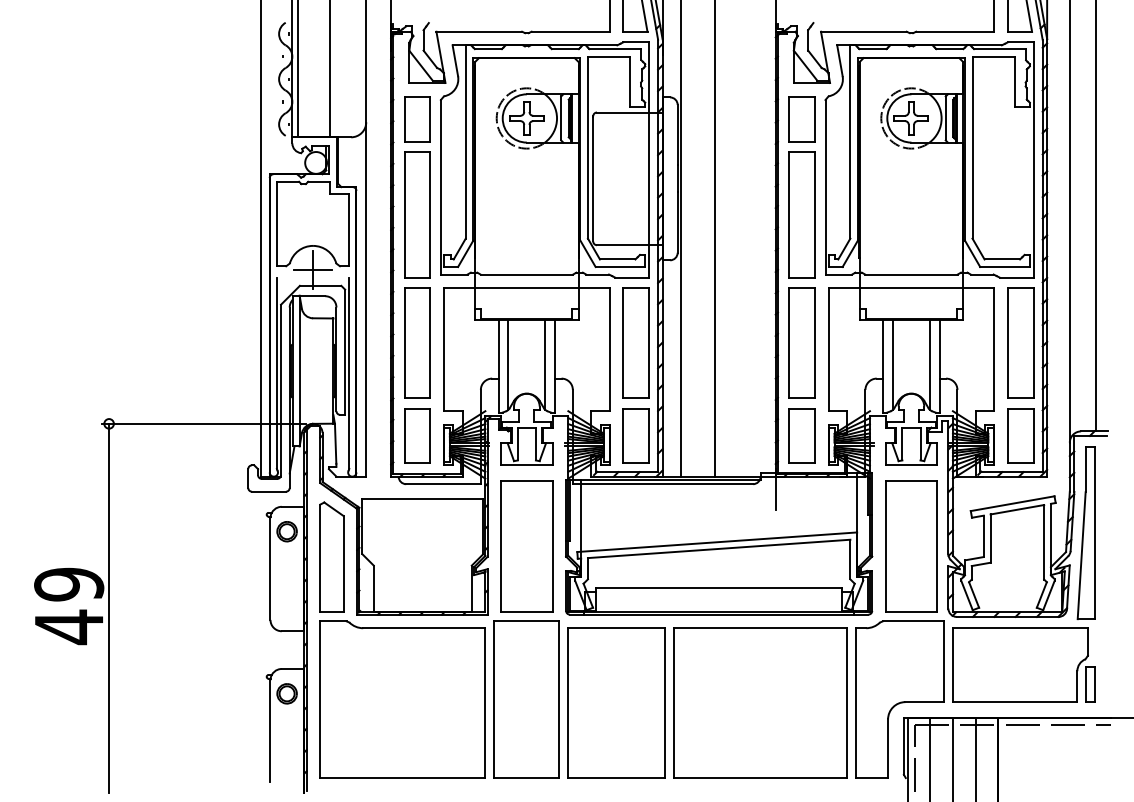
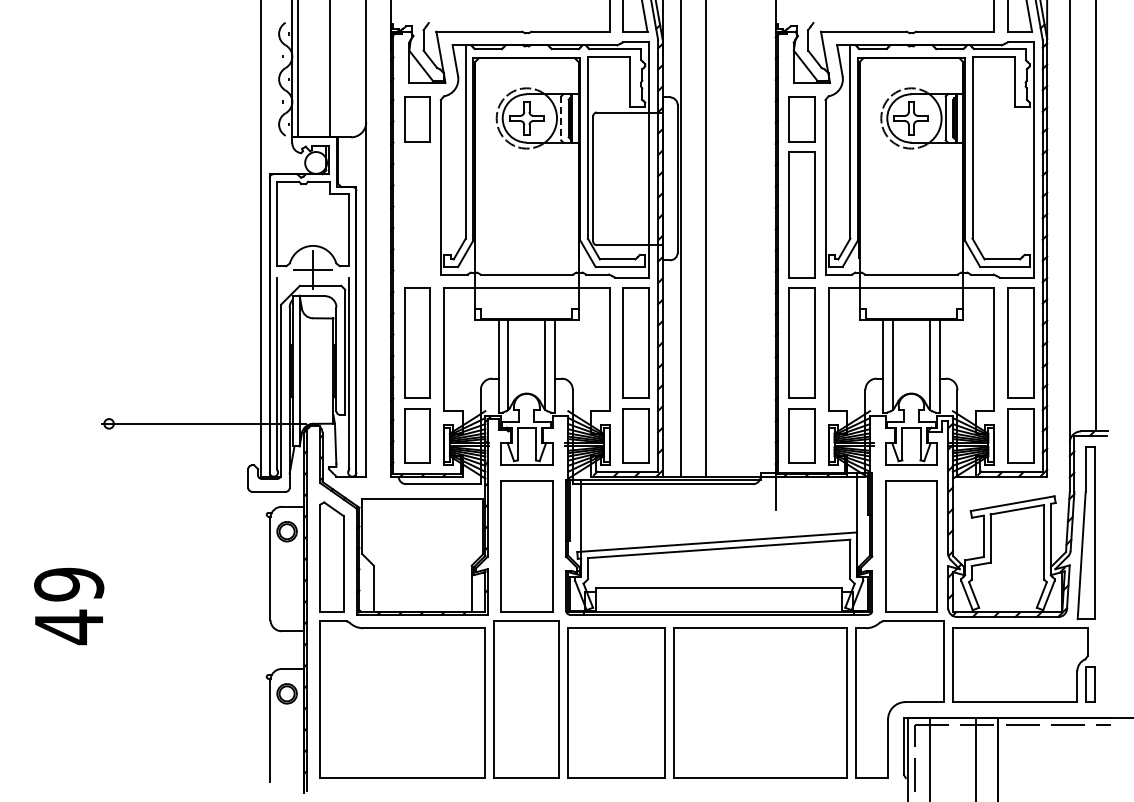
line: solid -> dashed (561, 118)
part: present -> none (417, 214)
line position: (715, 239) -> (706, 239) (706, 239)
line: present -> none (109, 608)
line: present -> none (952, 757)
